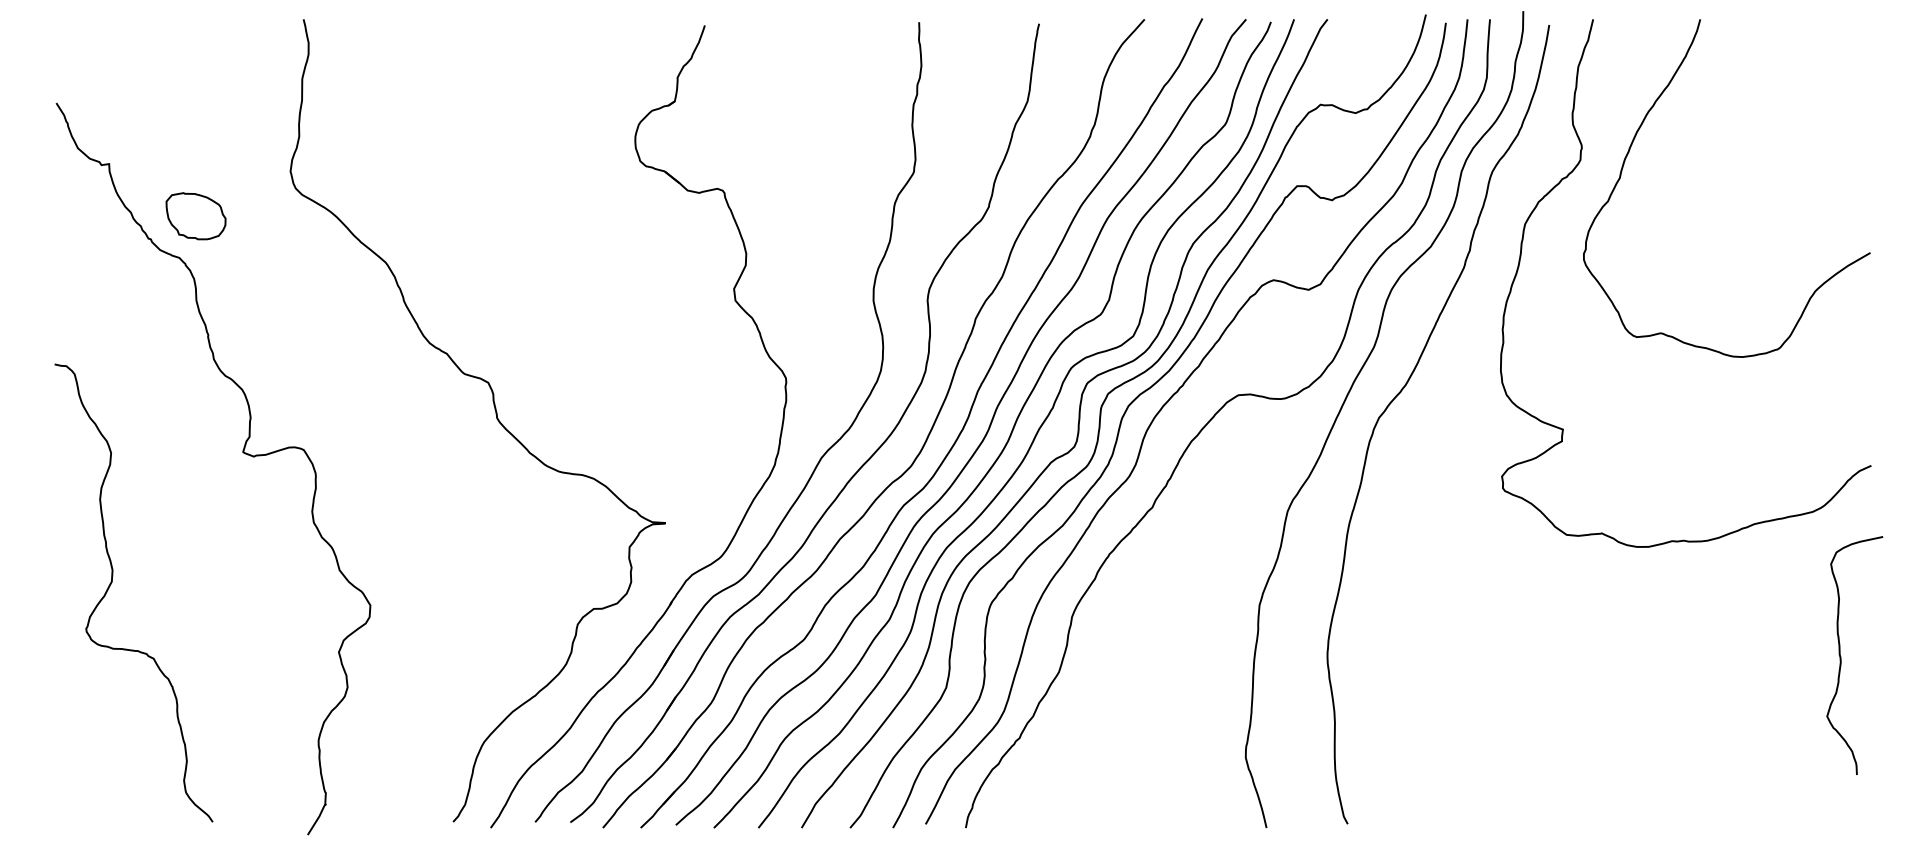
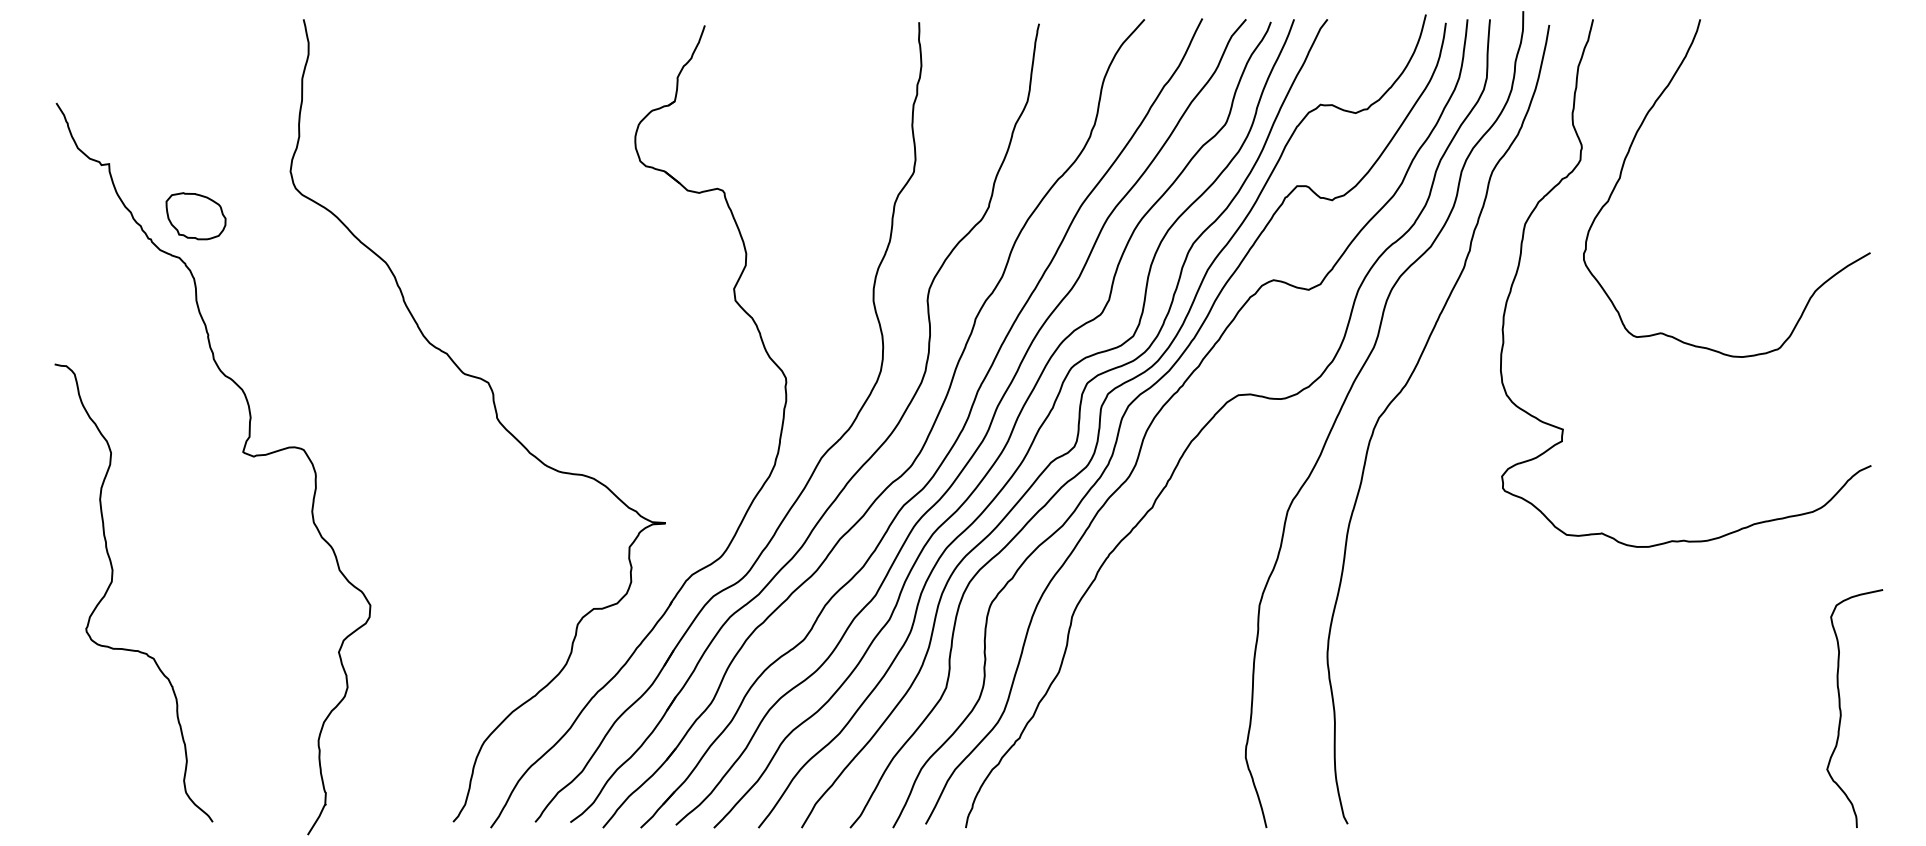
curve position: (1841, 656) -> (1841, 709) (1841, 709)
